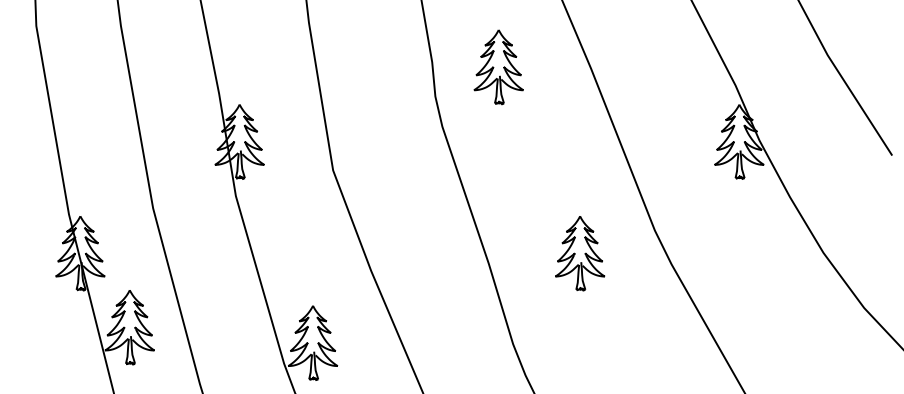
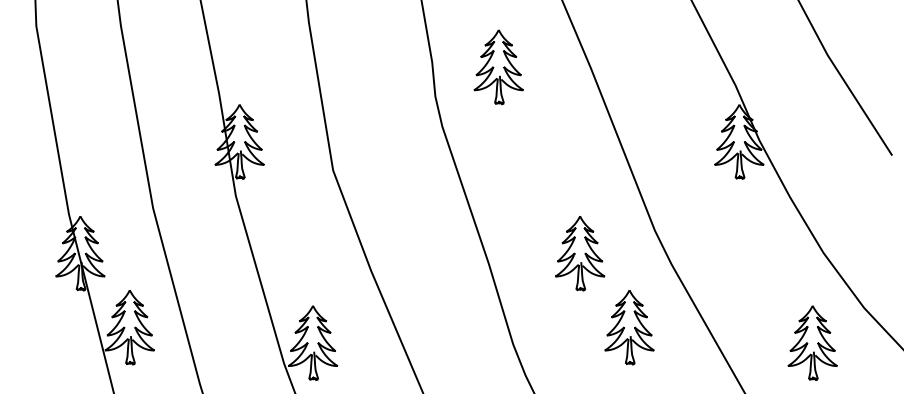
part: none -> present (629, 327)
part: none -> present (812, 342)
